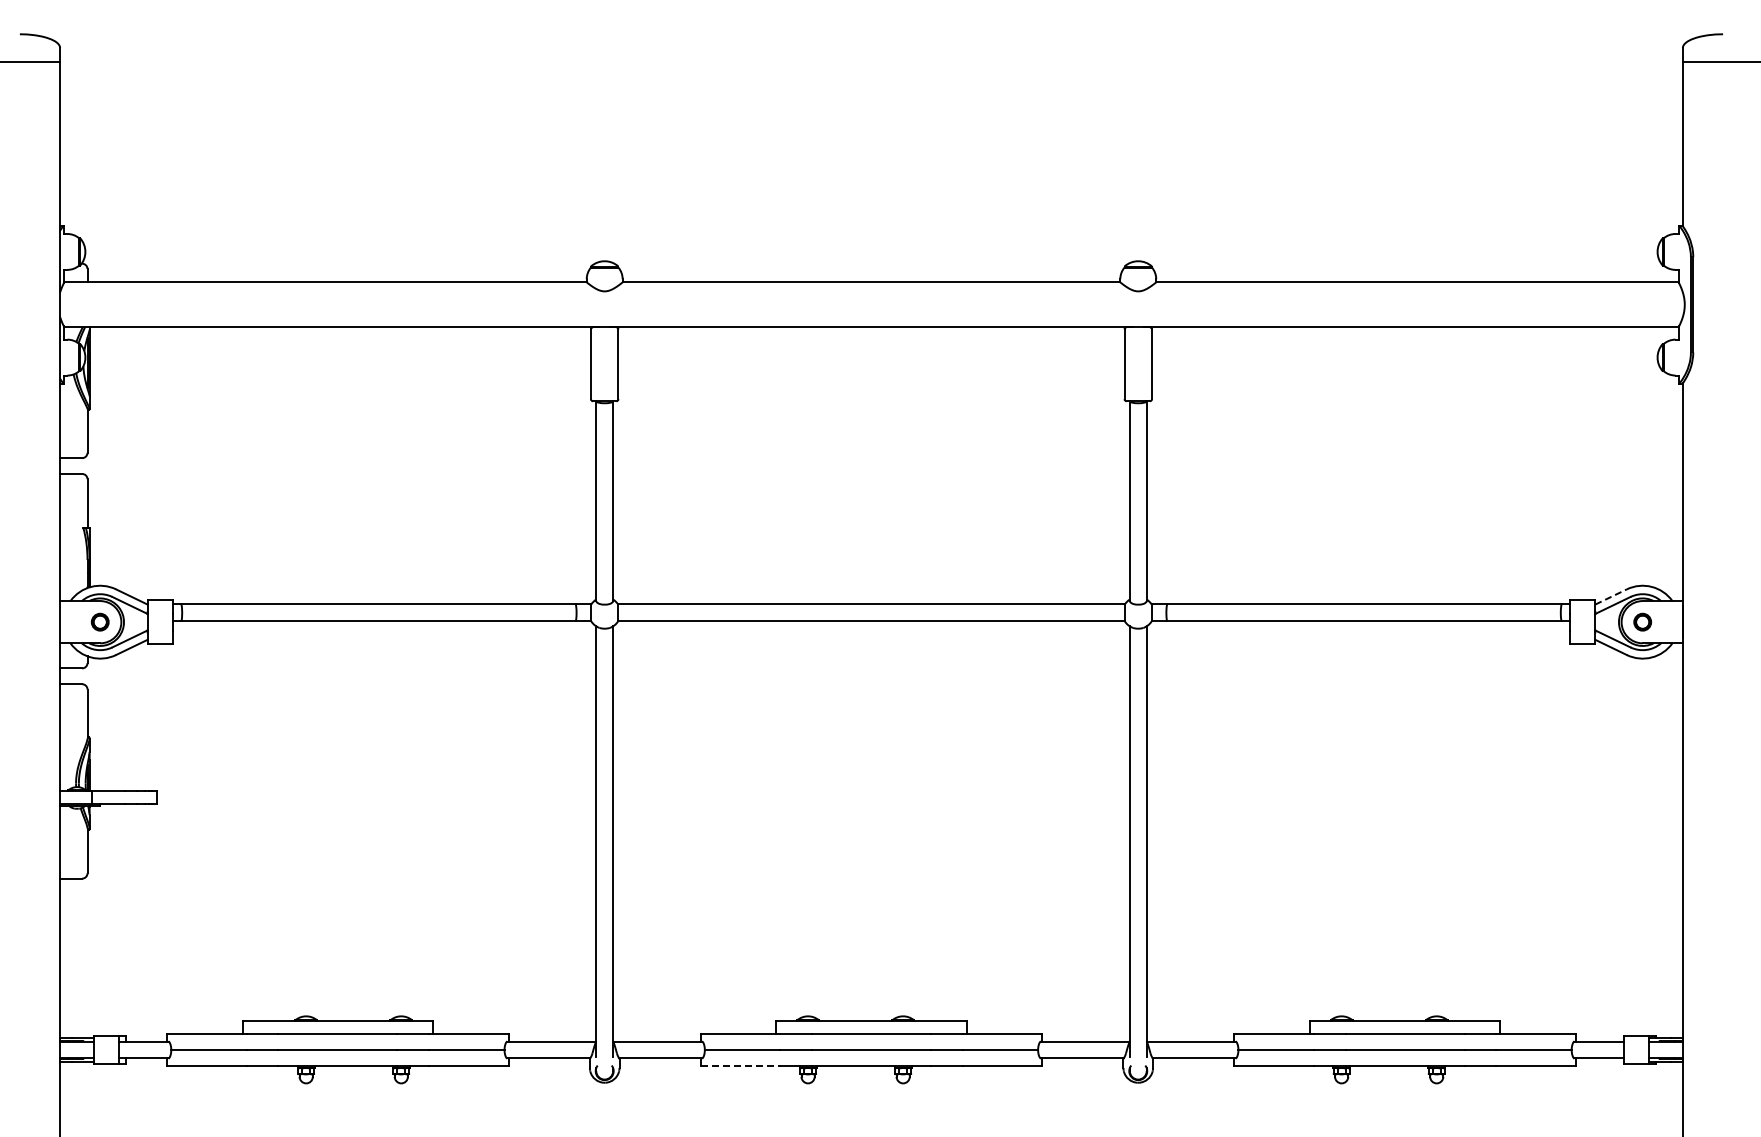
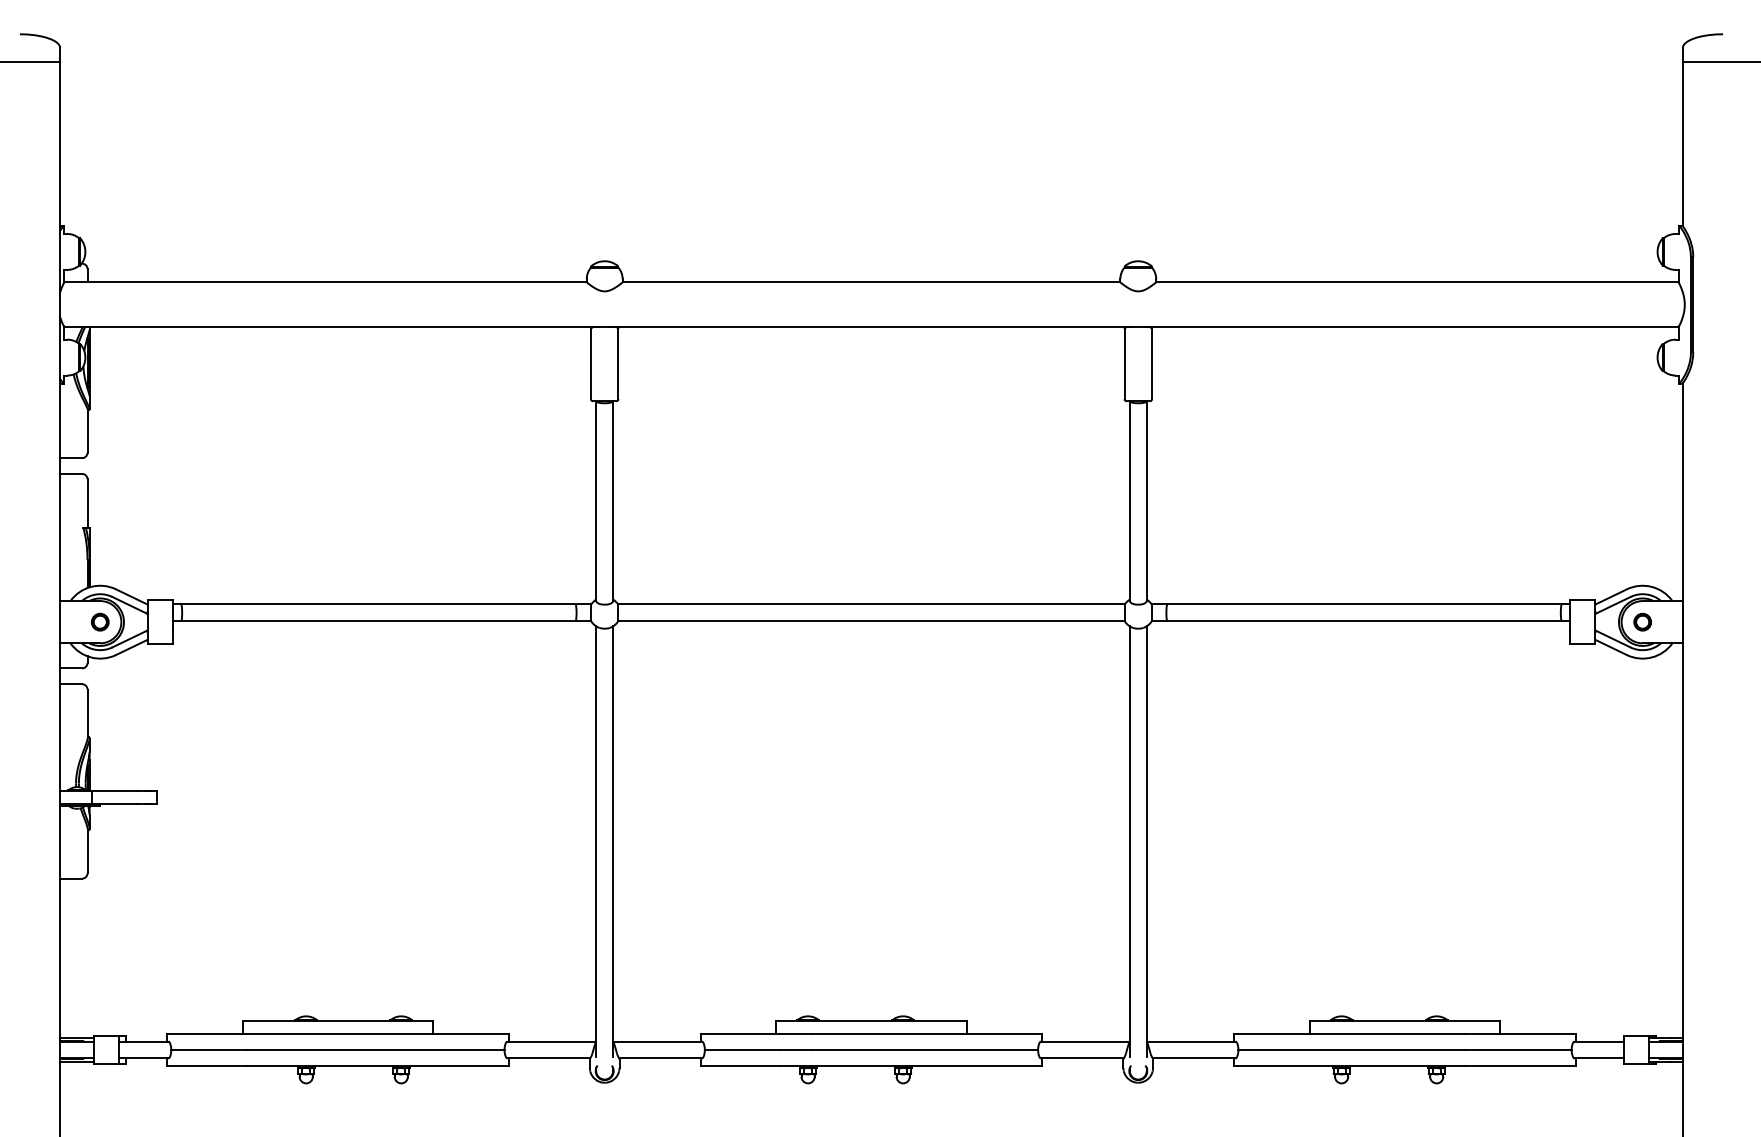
line: dashed -> solid (1611, 596)
line: dashed -> solid (740, 1065)
